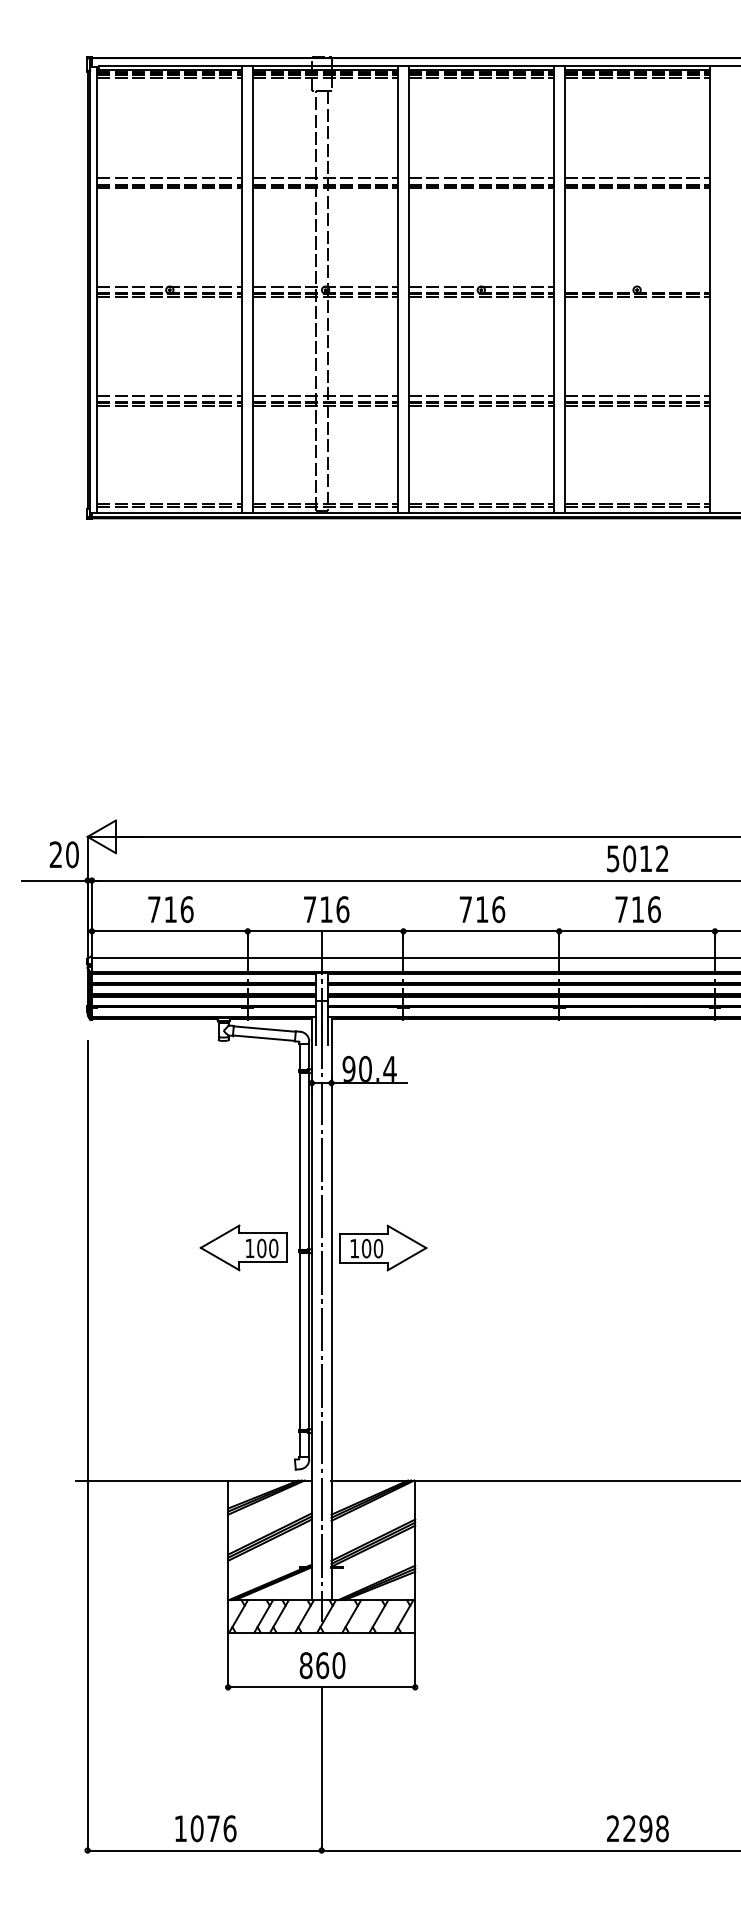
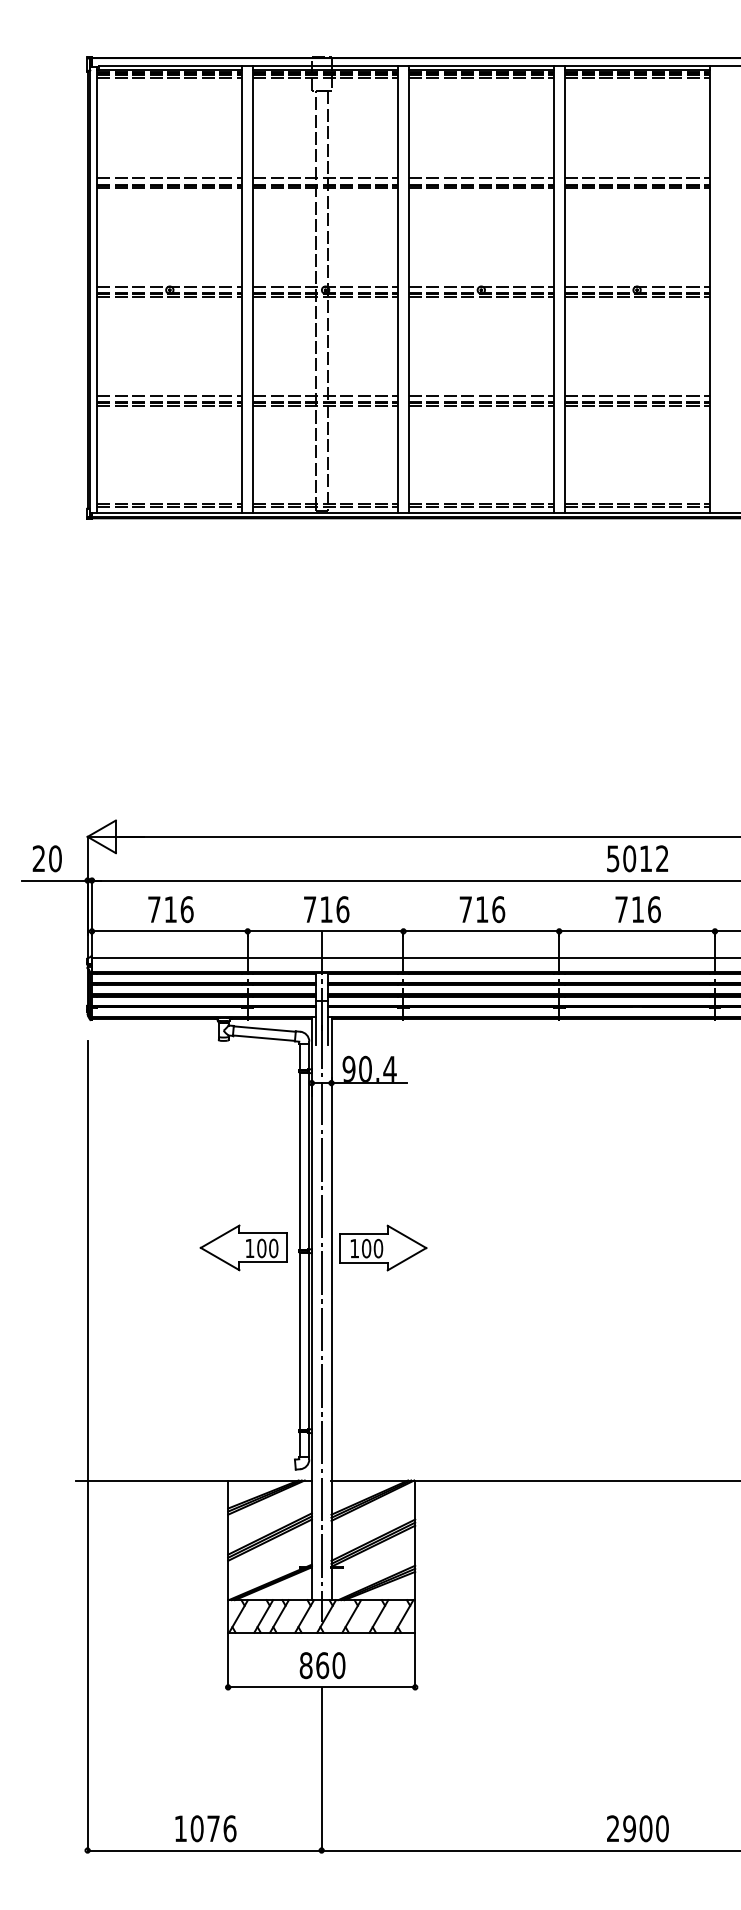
line: none -> present (636, 286)
text position: (63, 854) -> (46, 858) (46, 858)
text: 2298 -> 2900 (645, 1828)
